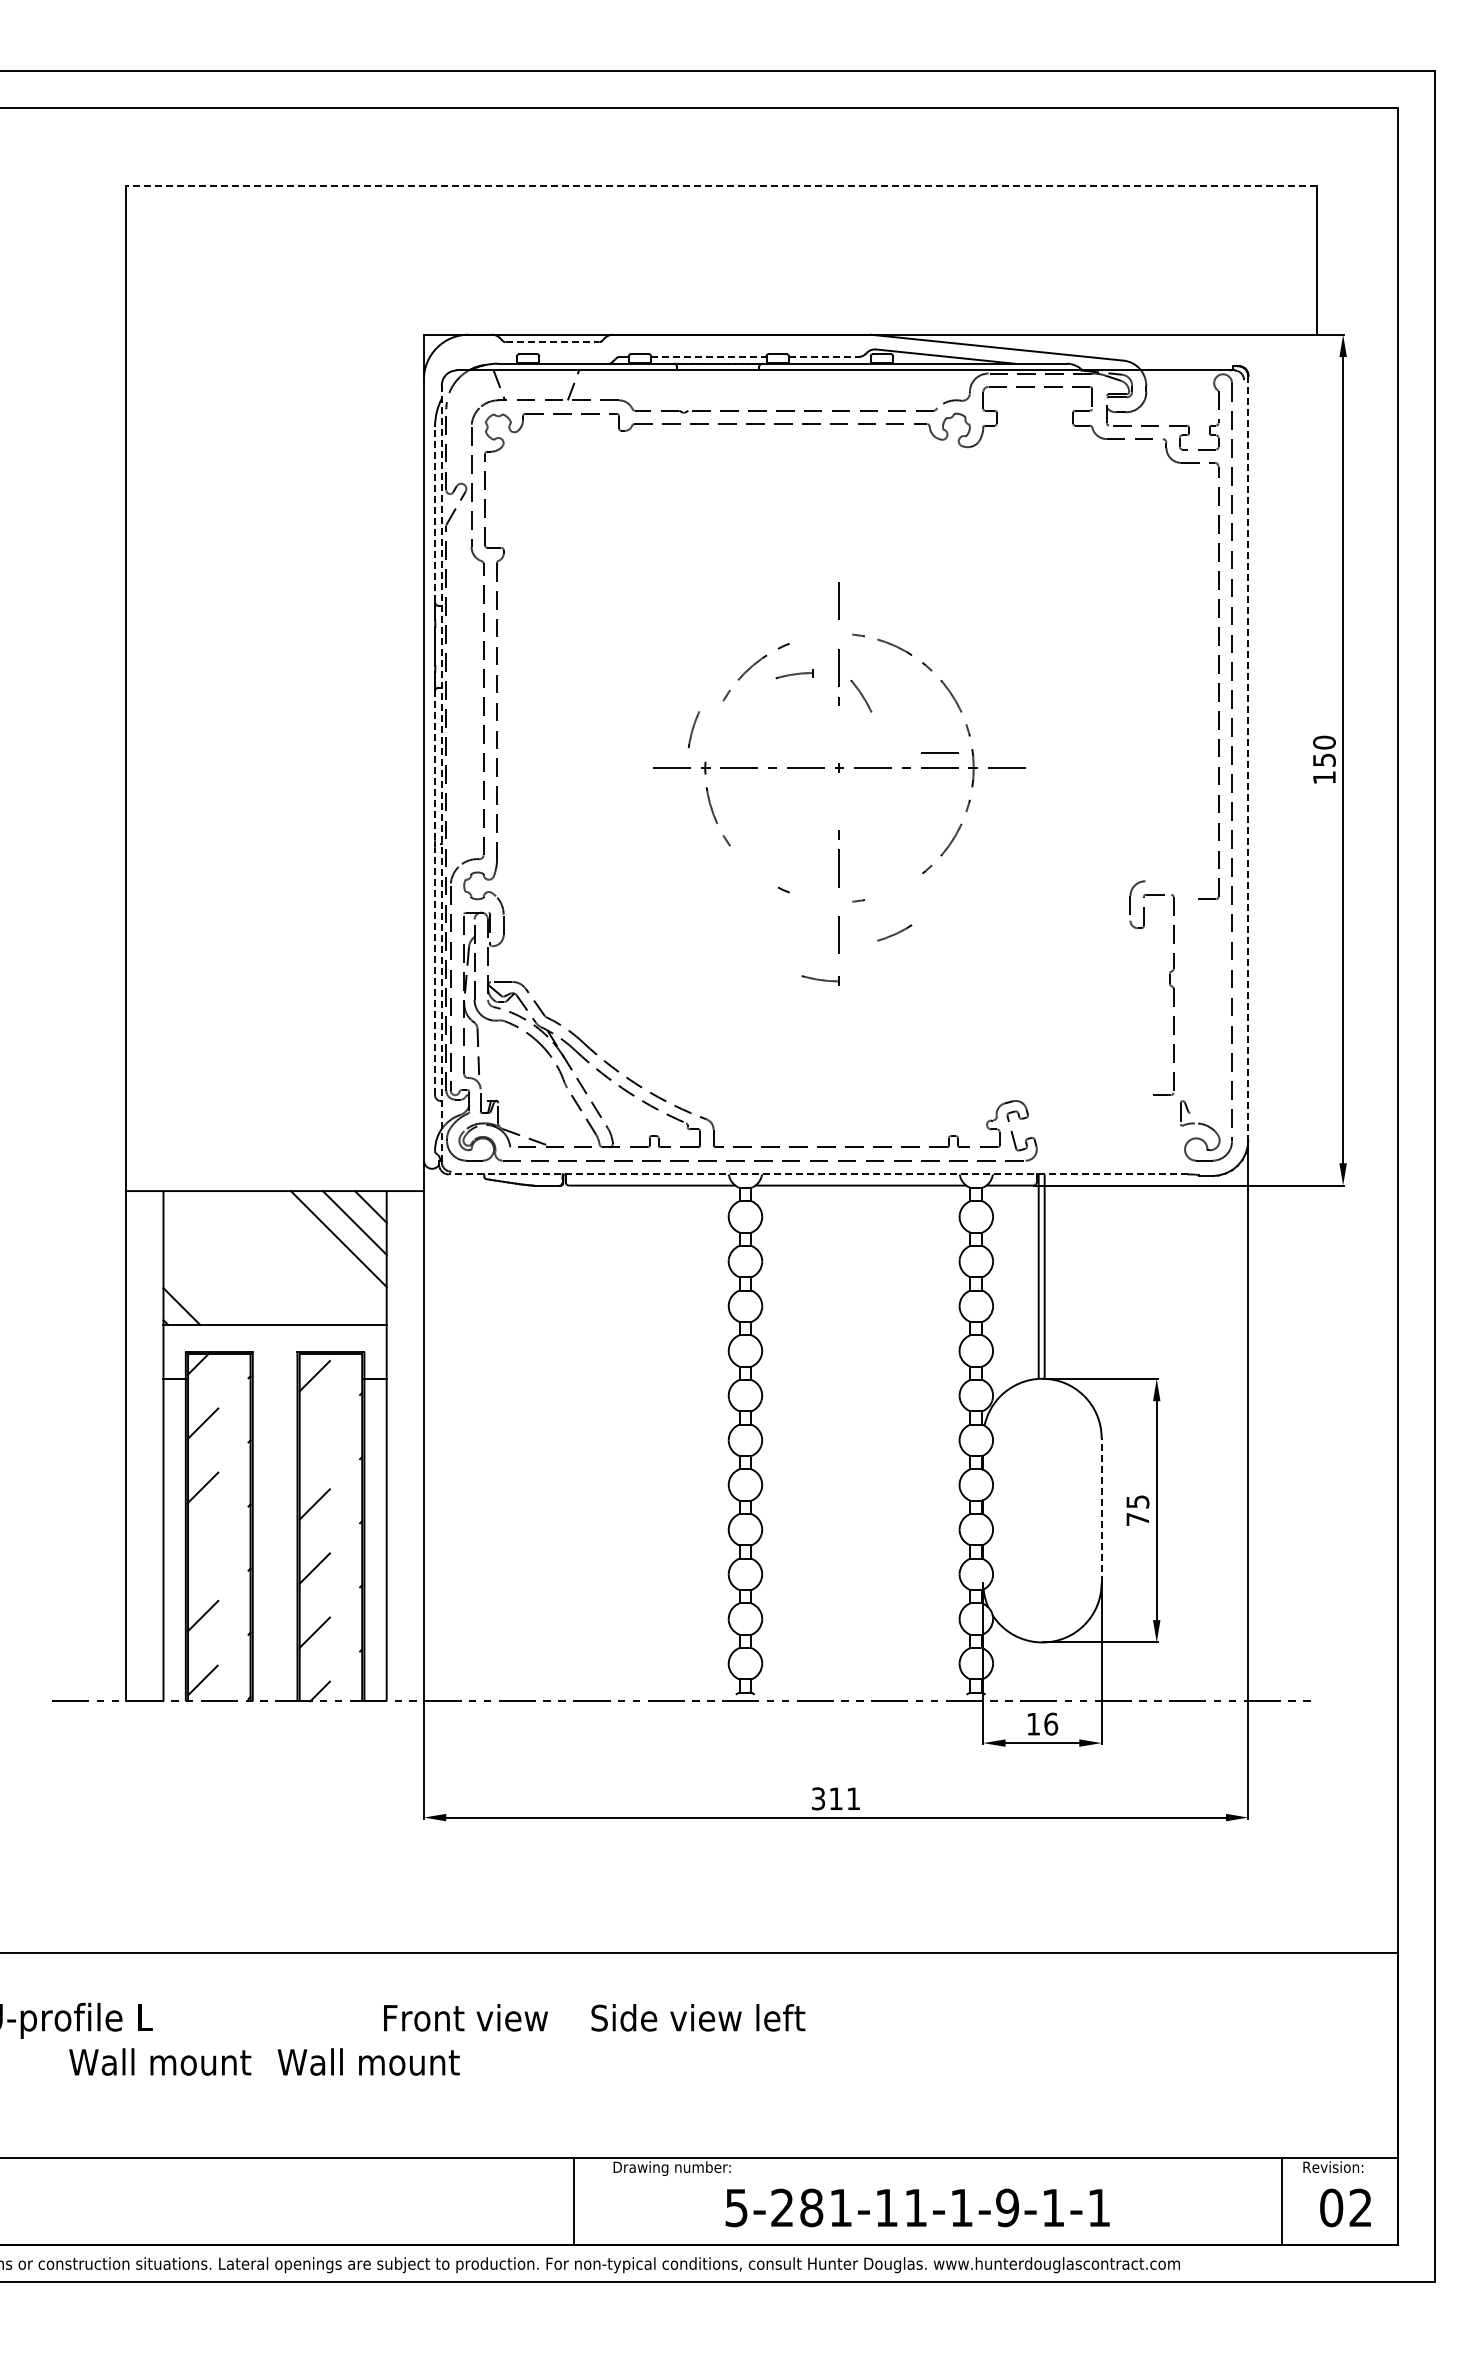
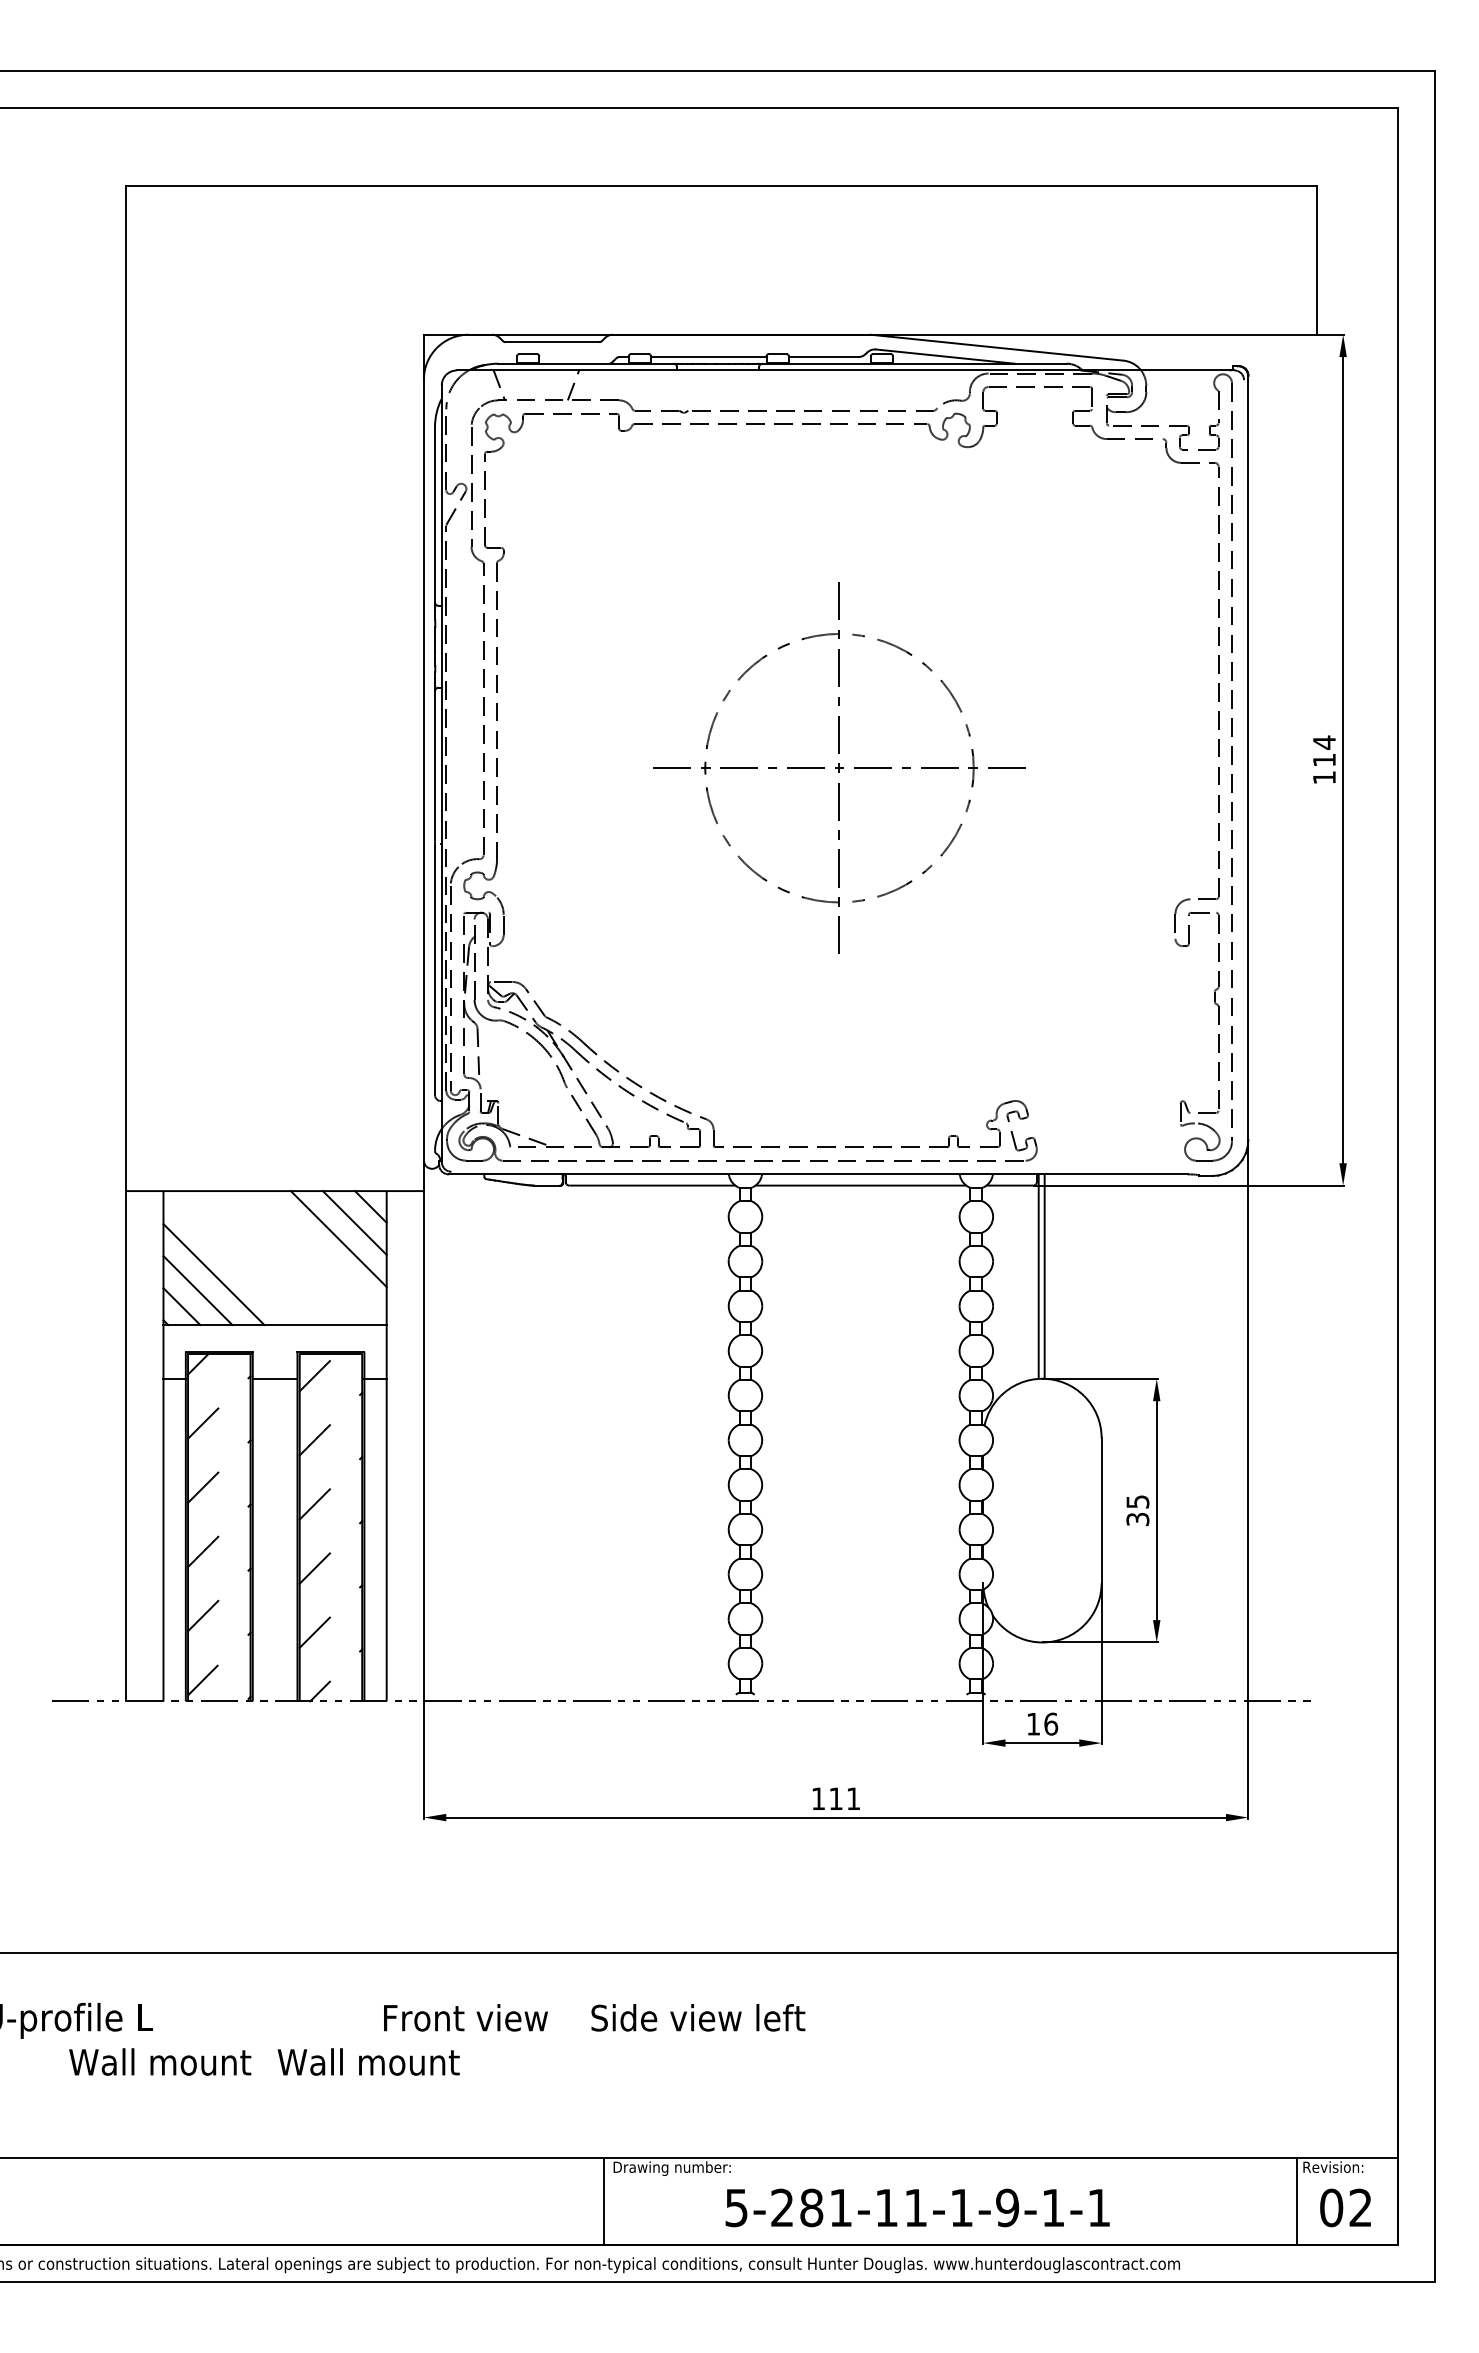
line: dashed -> solid (721, 185)
line: dashed -> solid (552, 342)
line: dashed -> solid (708, 357)
line: dashed -> solid (823, 357)
line: dashed -> solid (435, 514)
part position: (794, 674) -> (820, 635) (820, 635)
part: present -> none (861, 695)
part position: (693, 729) -> (711, 730) (711, 730)
line: none -> present (838, 734)
text: 150 -> 114 (1324, 750)
line: present -> none (939, 752)
line: dashed -> solid (1248, 758)
line: dashed -> solid (435, 765)
line: dashed -> solid (441, 774)
line: none -> present (838, 801)
part: none -> present (752, 868)
part position: (894, 932) -> (894, 888) (894, 888)
line: dashed -> solid (435, 971)
part position: (820, 980) -> (820, 901) (820, 901)
part position: (1169, 985) -> (1214, 1003) (1214, 1003)
line: dashed -> solid (817, 1174)
line: none -> present (213, 1274)
line: none -> present (197, 1290)
line: none -> present (274, 1378)
line: none -> present (314, 1440)
line: dashed -> solid (1101, 1510)
text: 75 -> 35 (1137, 1519)
line: none -> present (203, 1551)
text: 311 -> 111 (818, 1798)
line position: (574, 2201) -> (604, 2201) (604, 2201)
line position: (1281, 2201) -> (1296, 2201) (1296, 2201)
